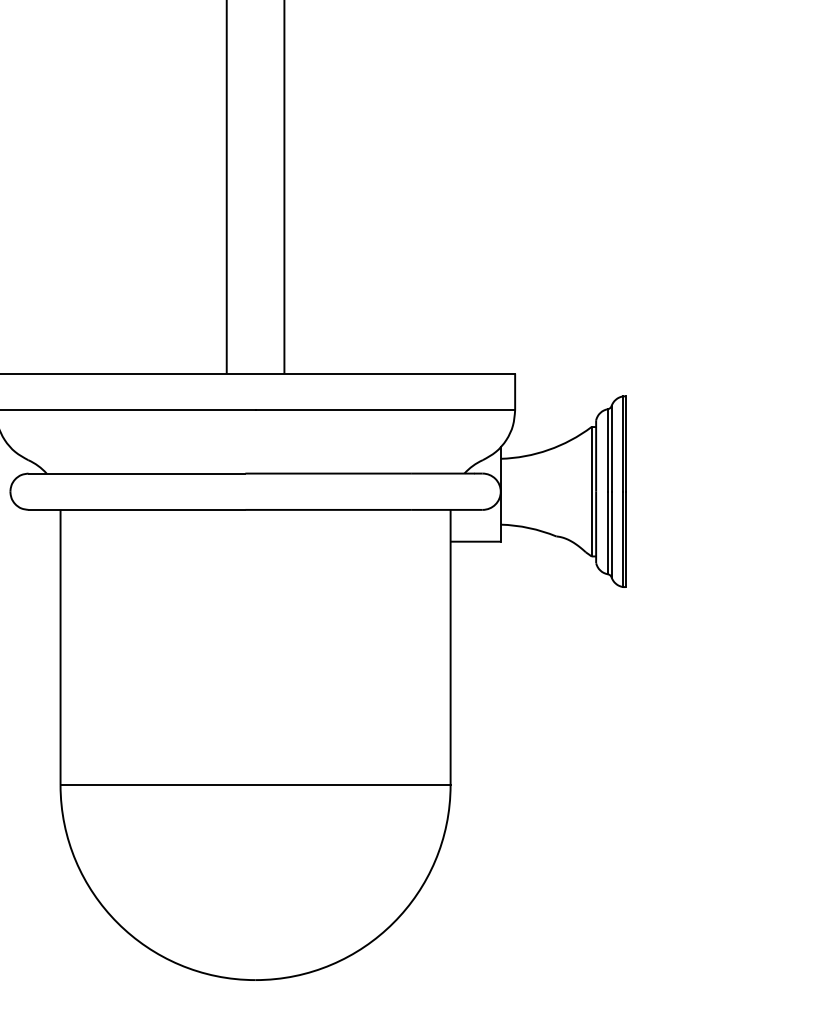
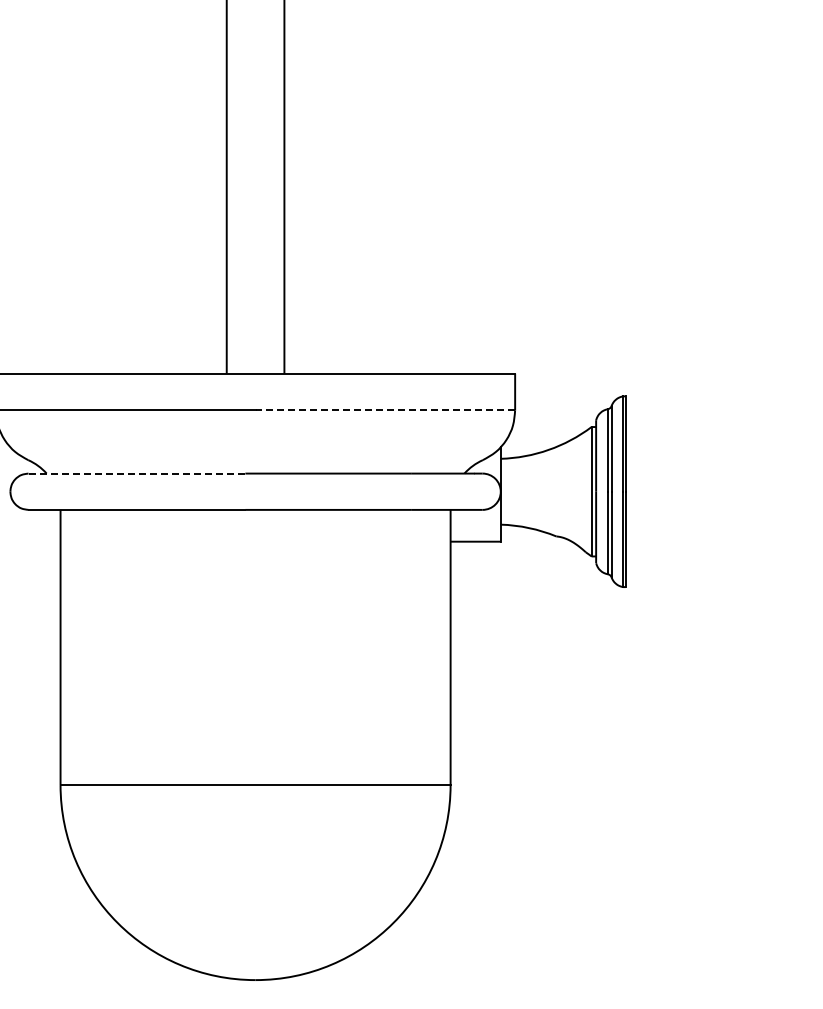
line: solid -> dashed (385, 410)
line: solid -> dashed (136, 473)
